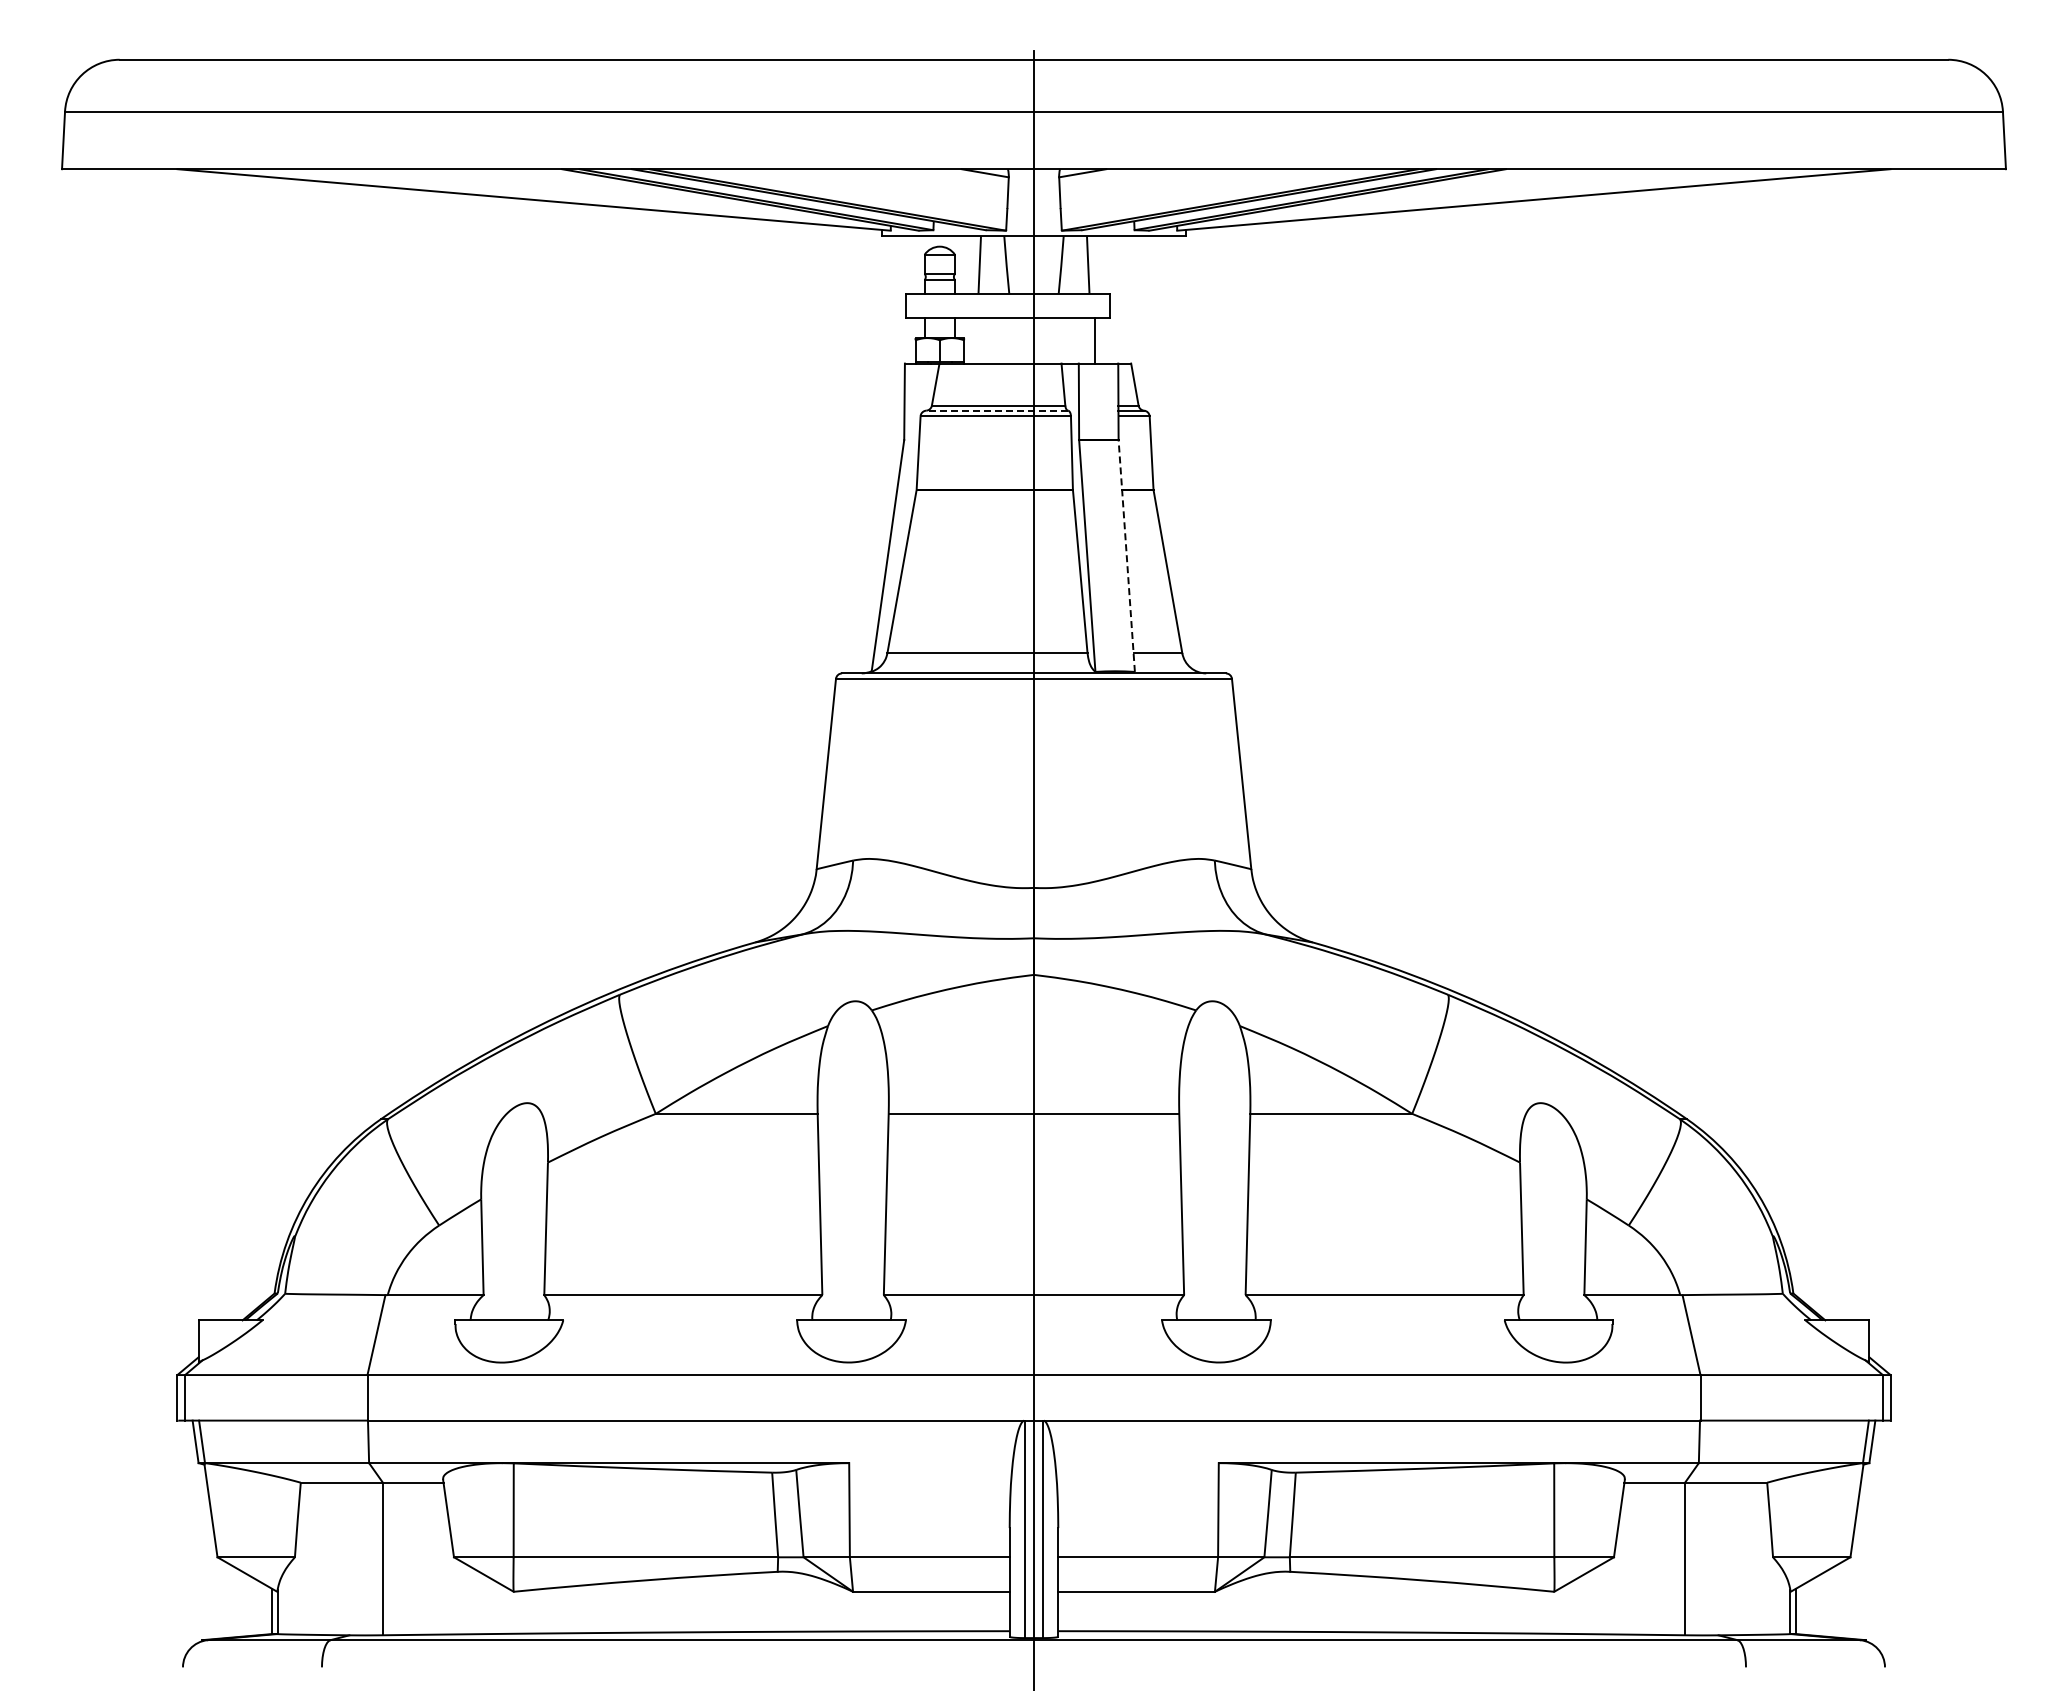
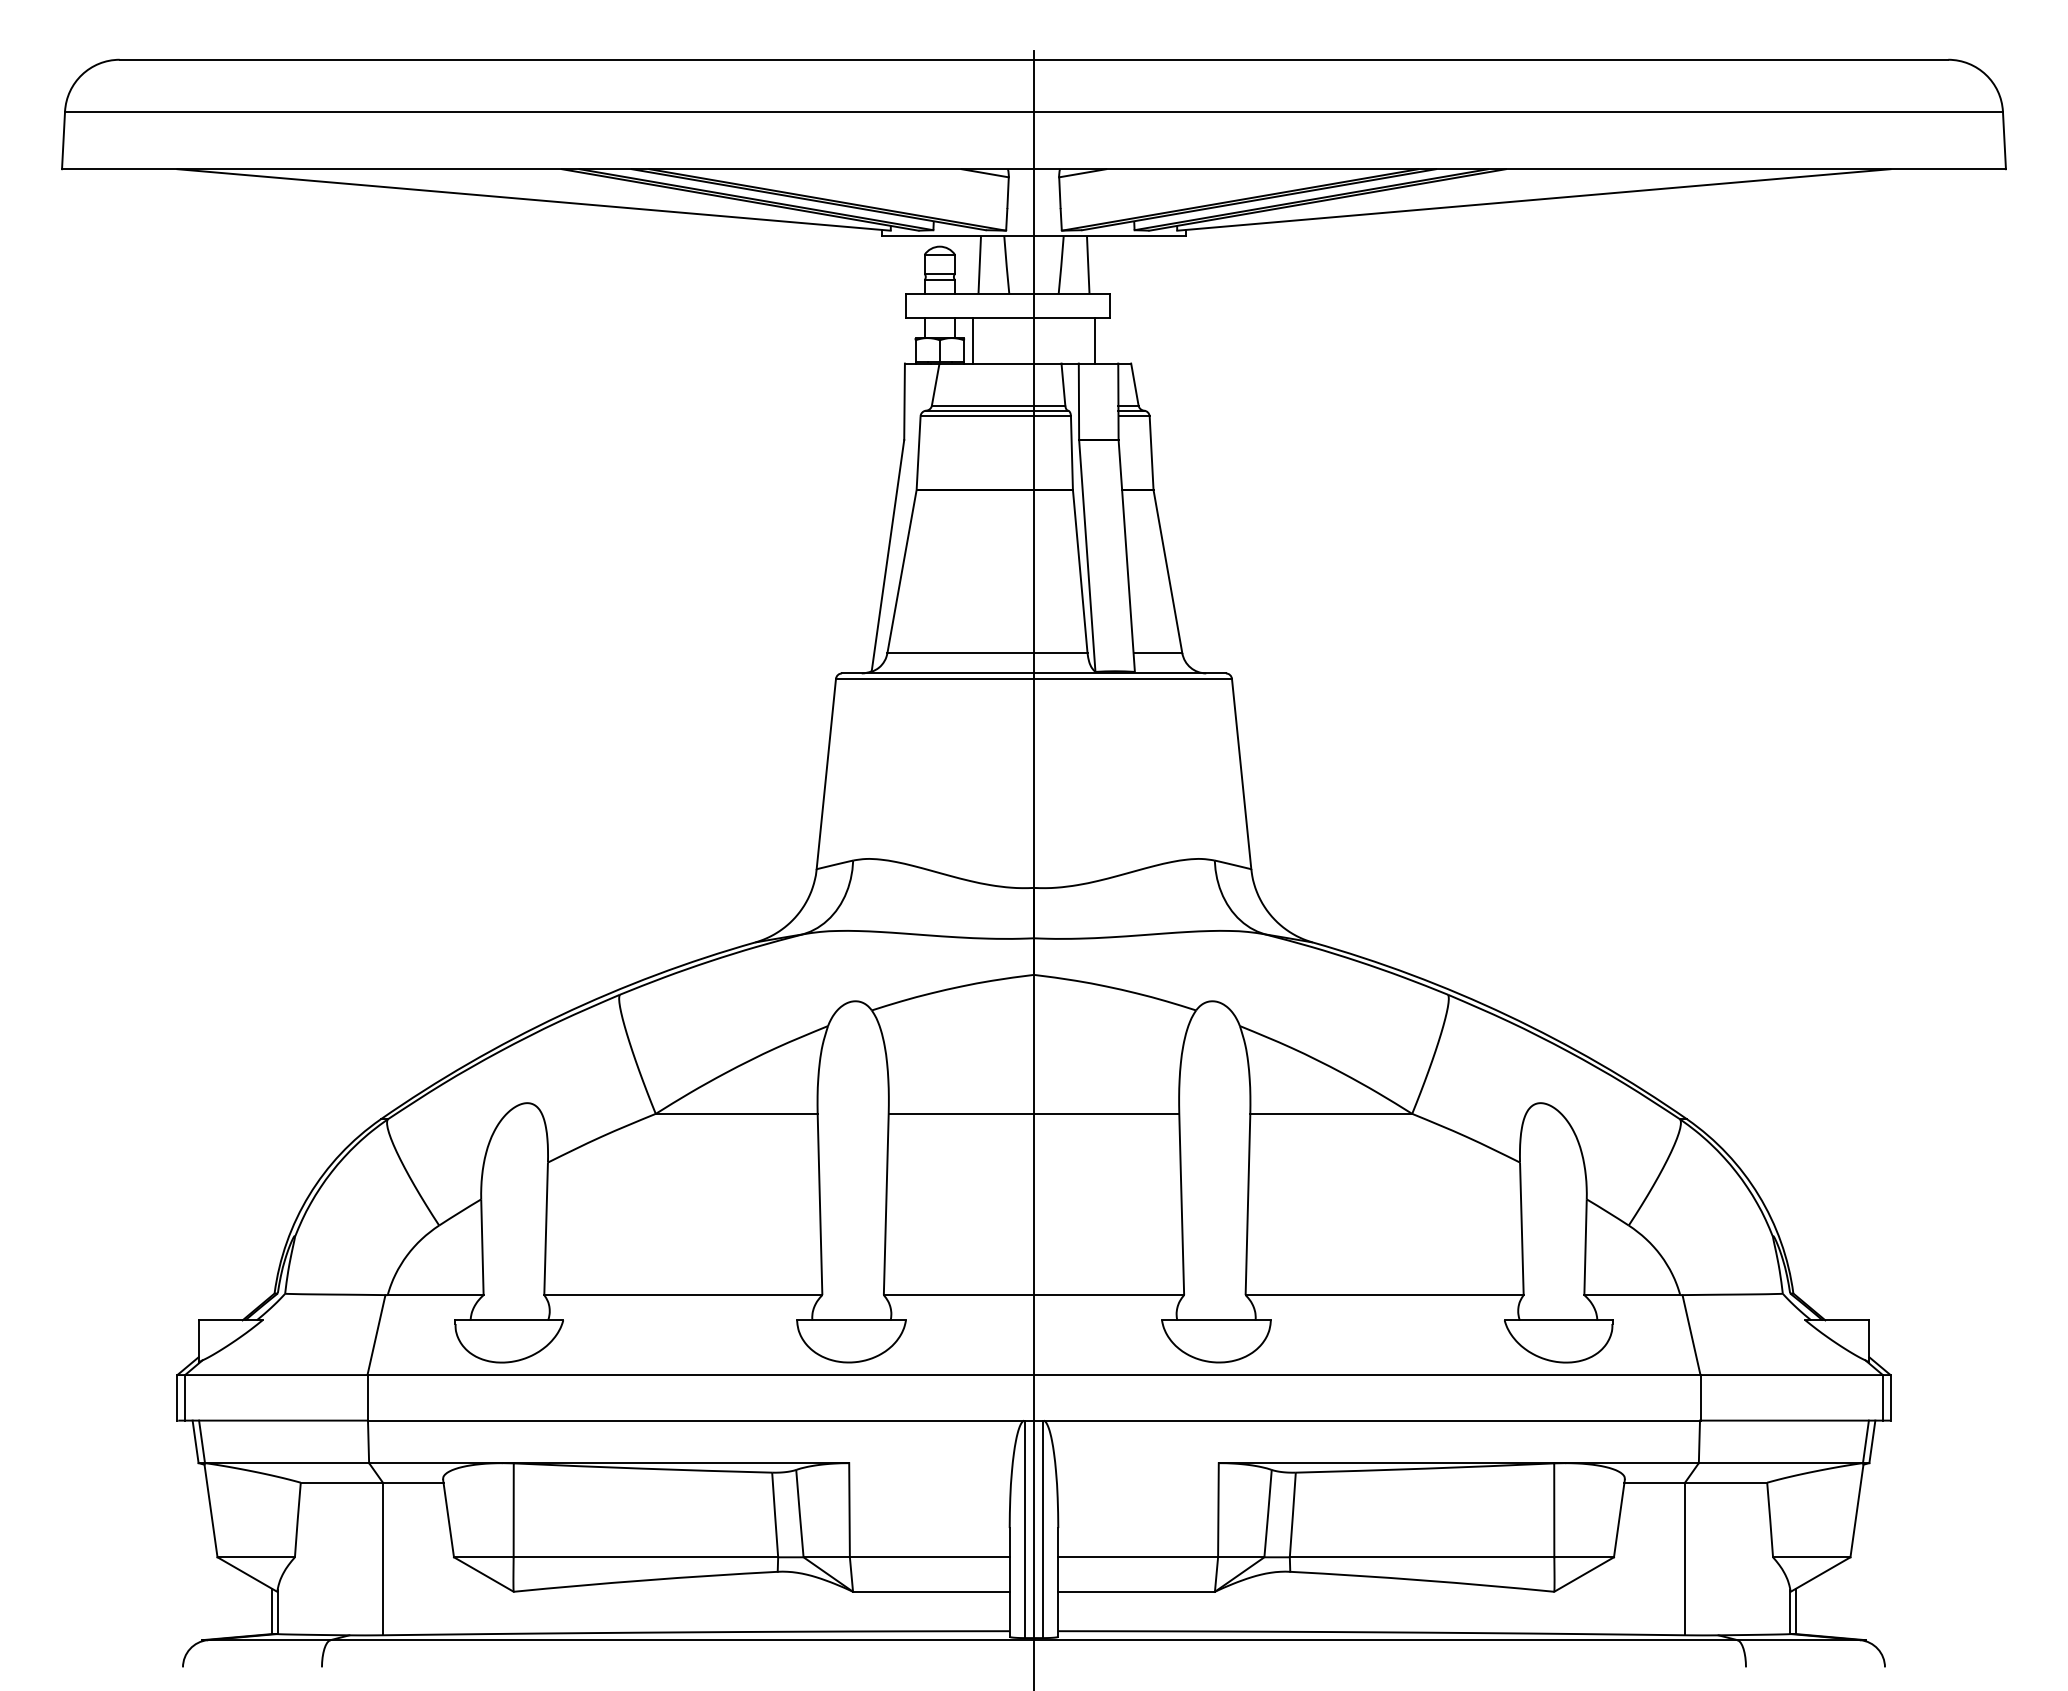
line: none -> present (973, 340)
line: dashed -> solid (997, 410)
line: dashed -> solid (1126, 555)
